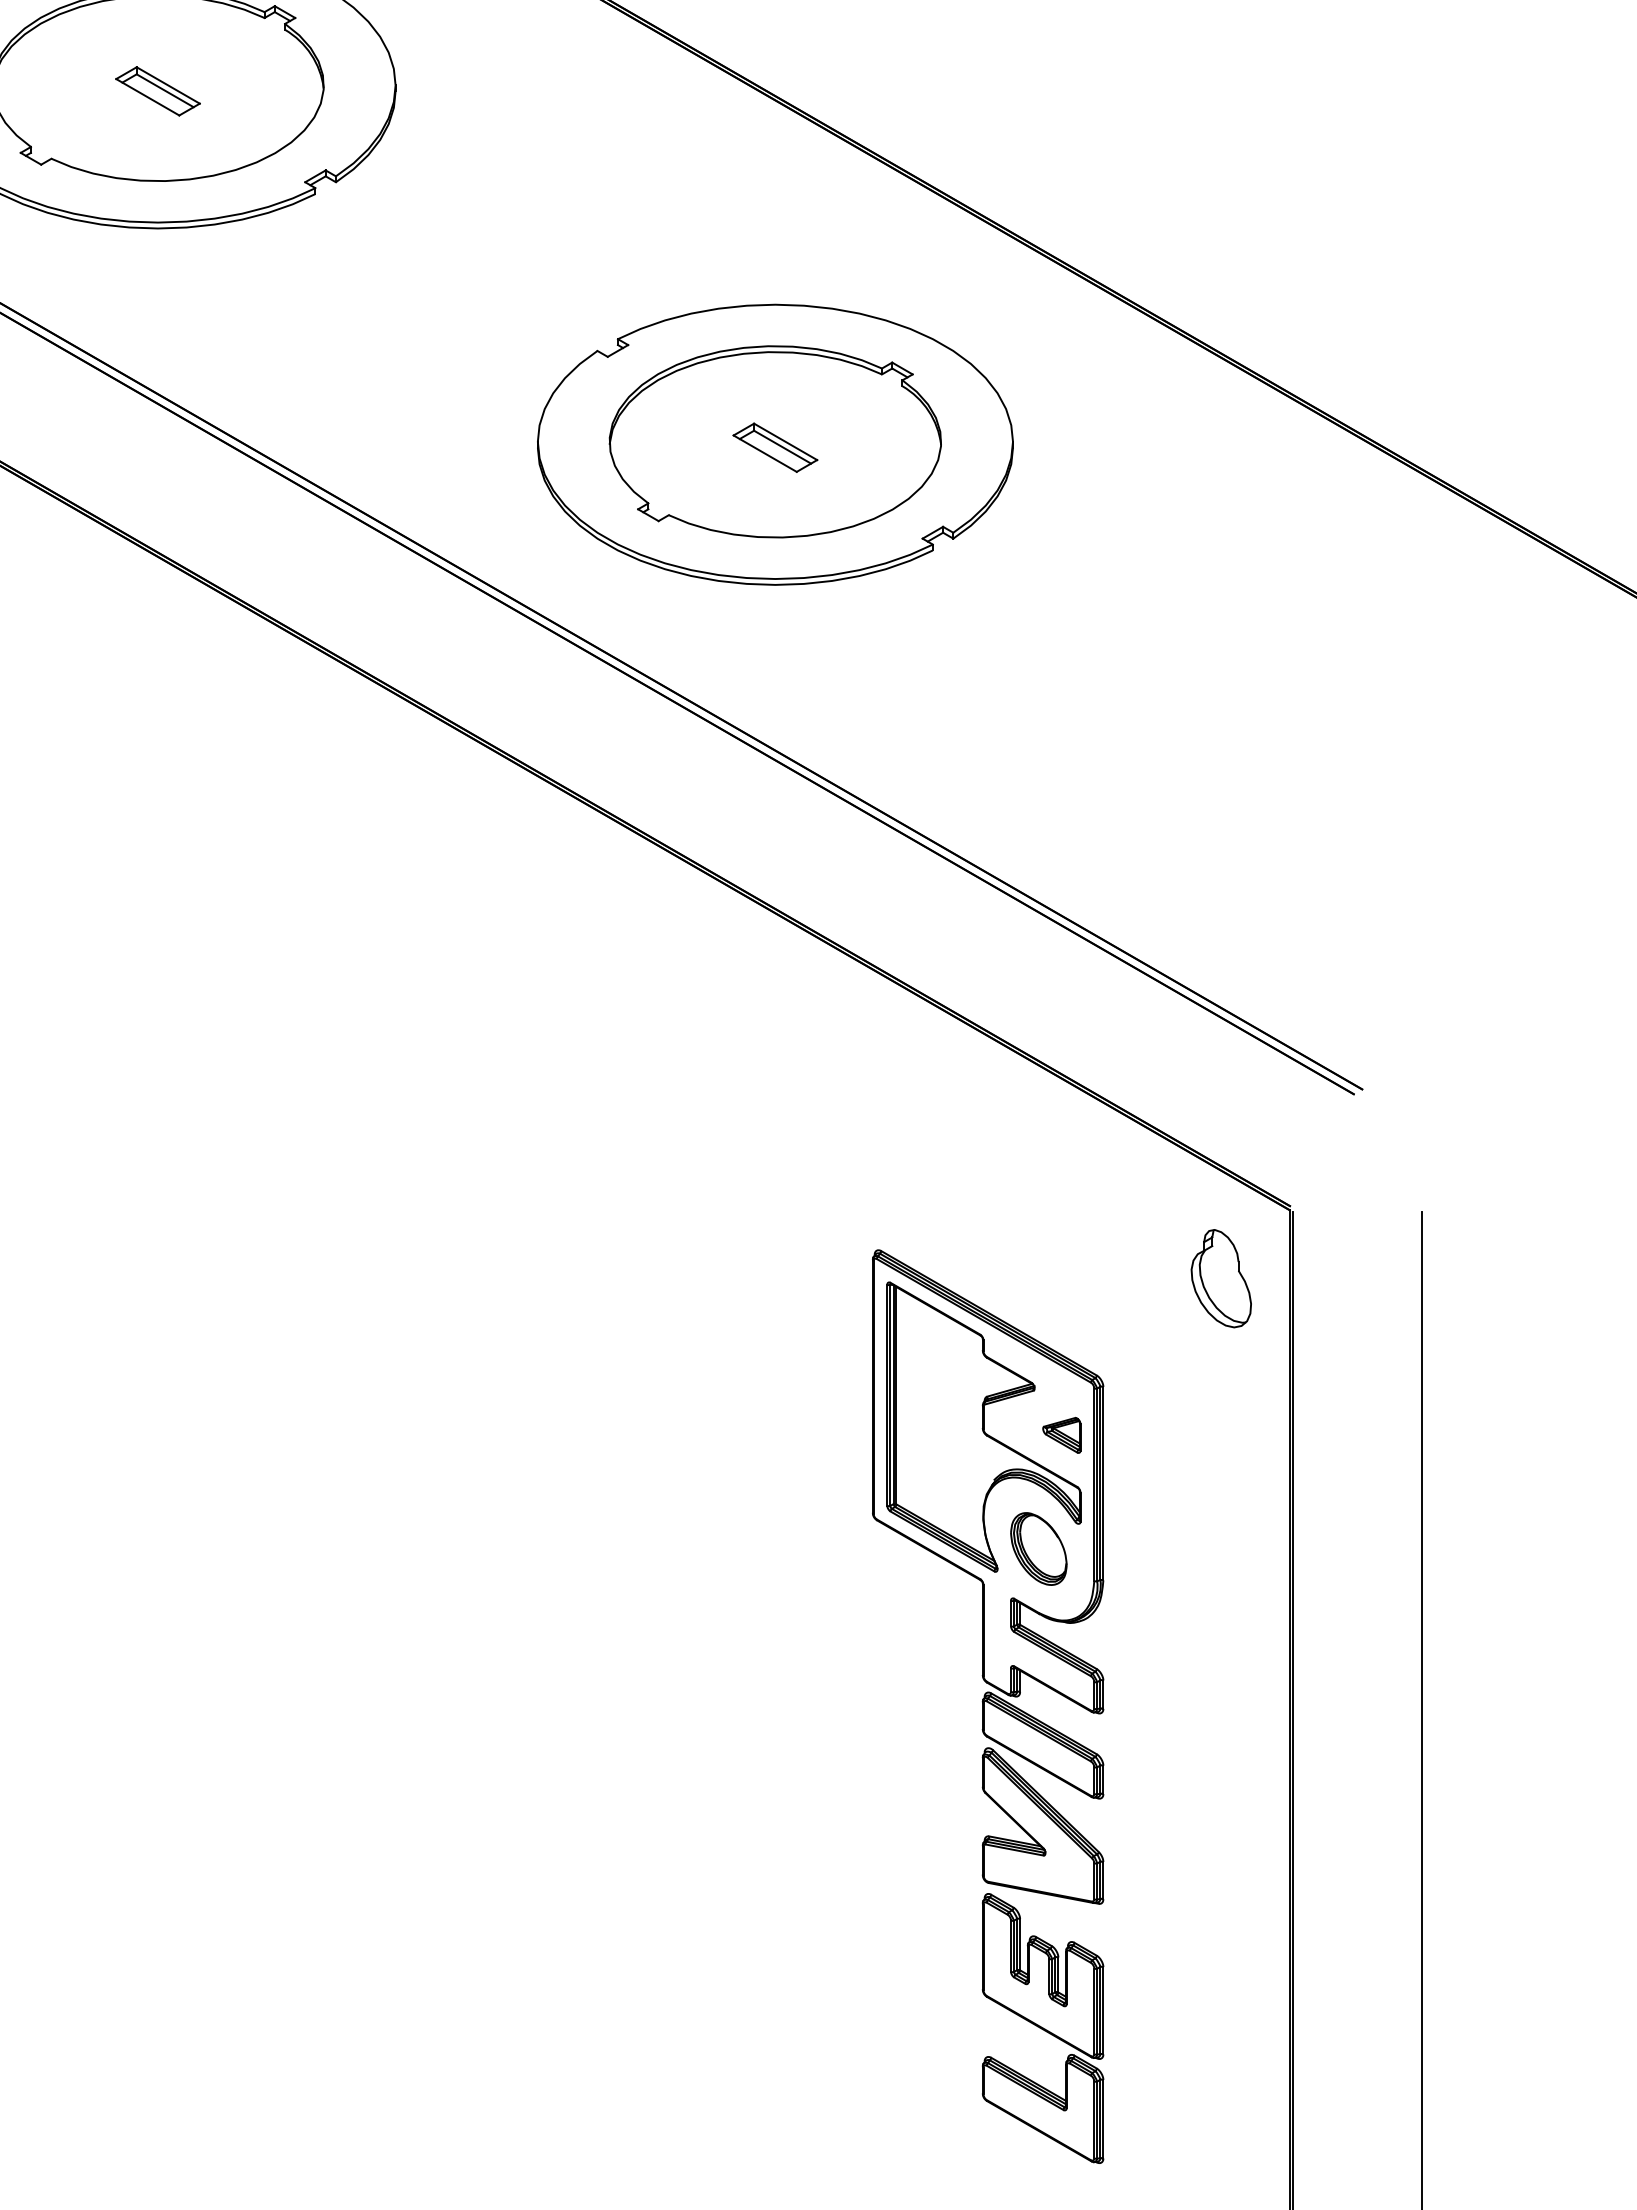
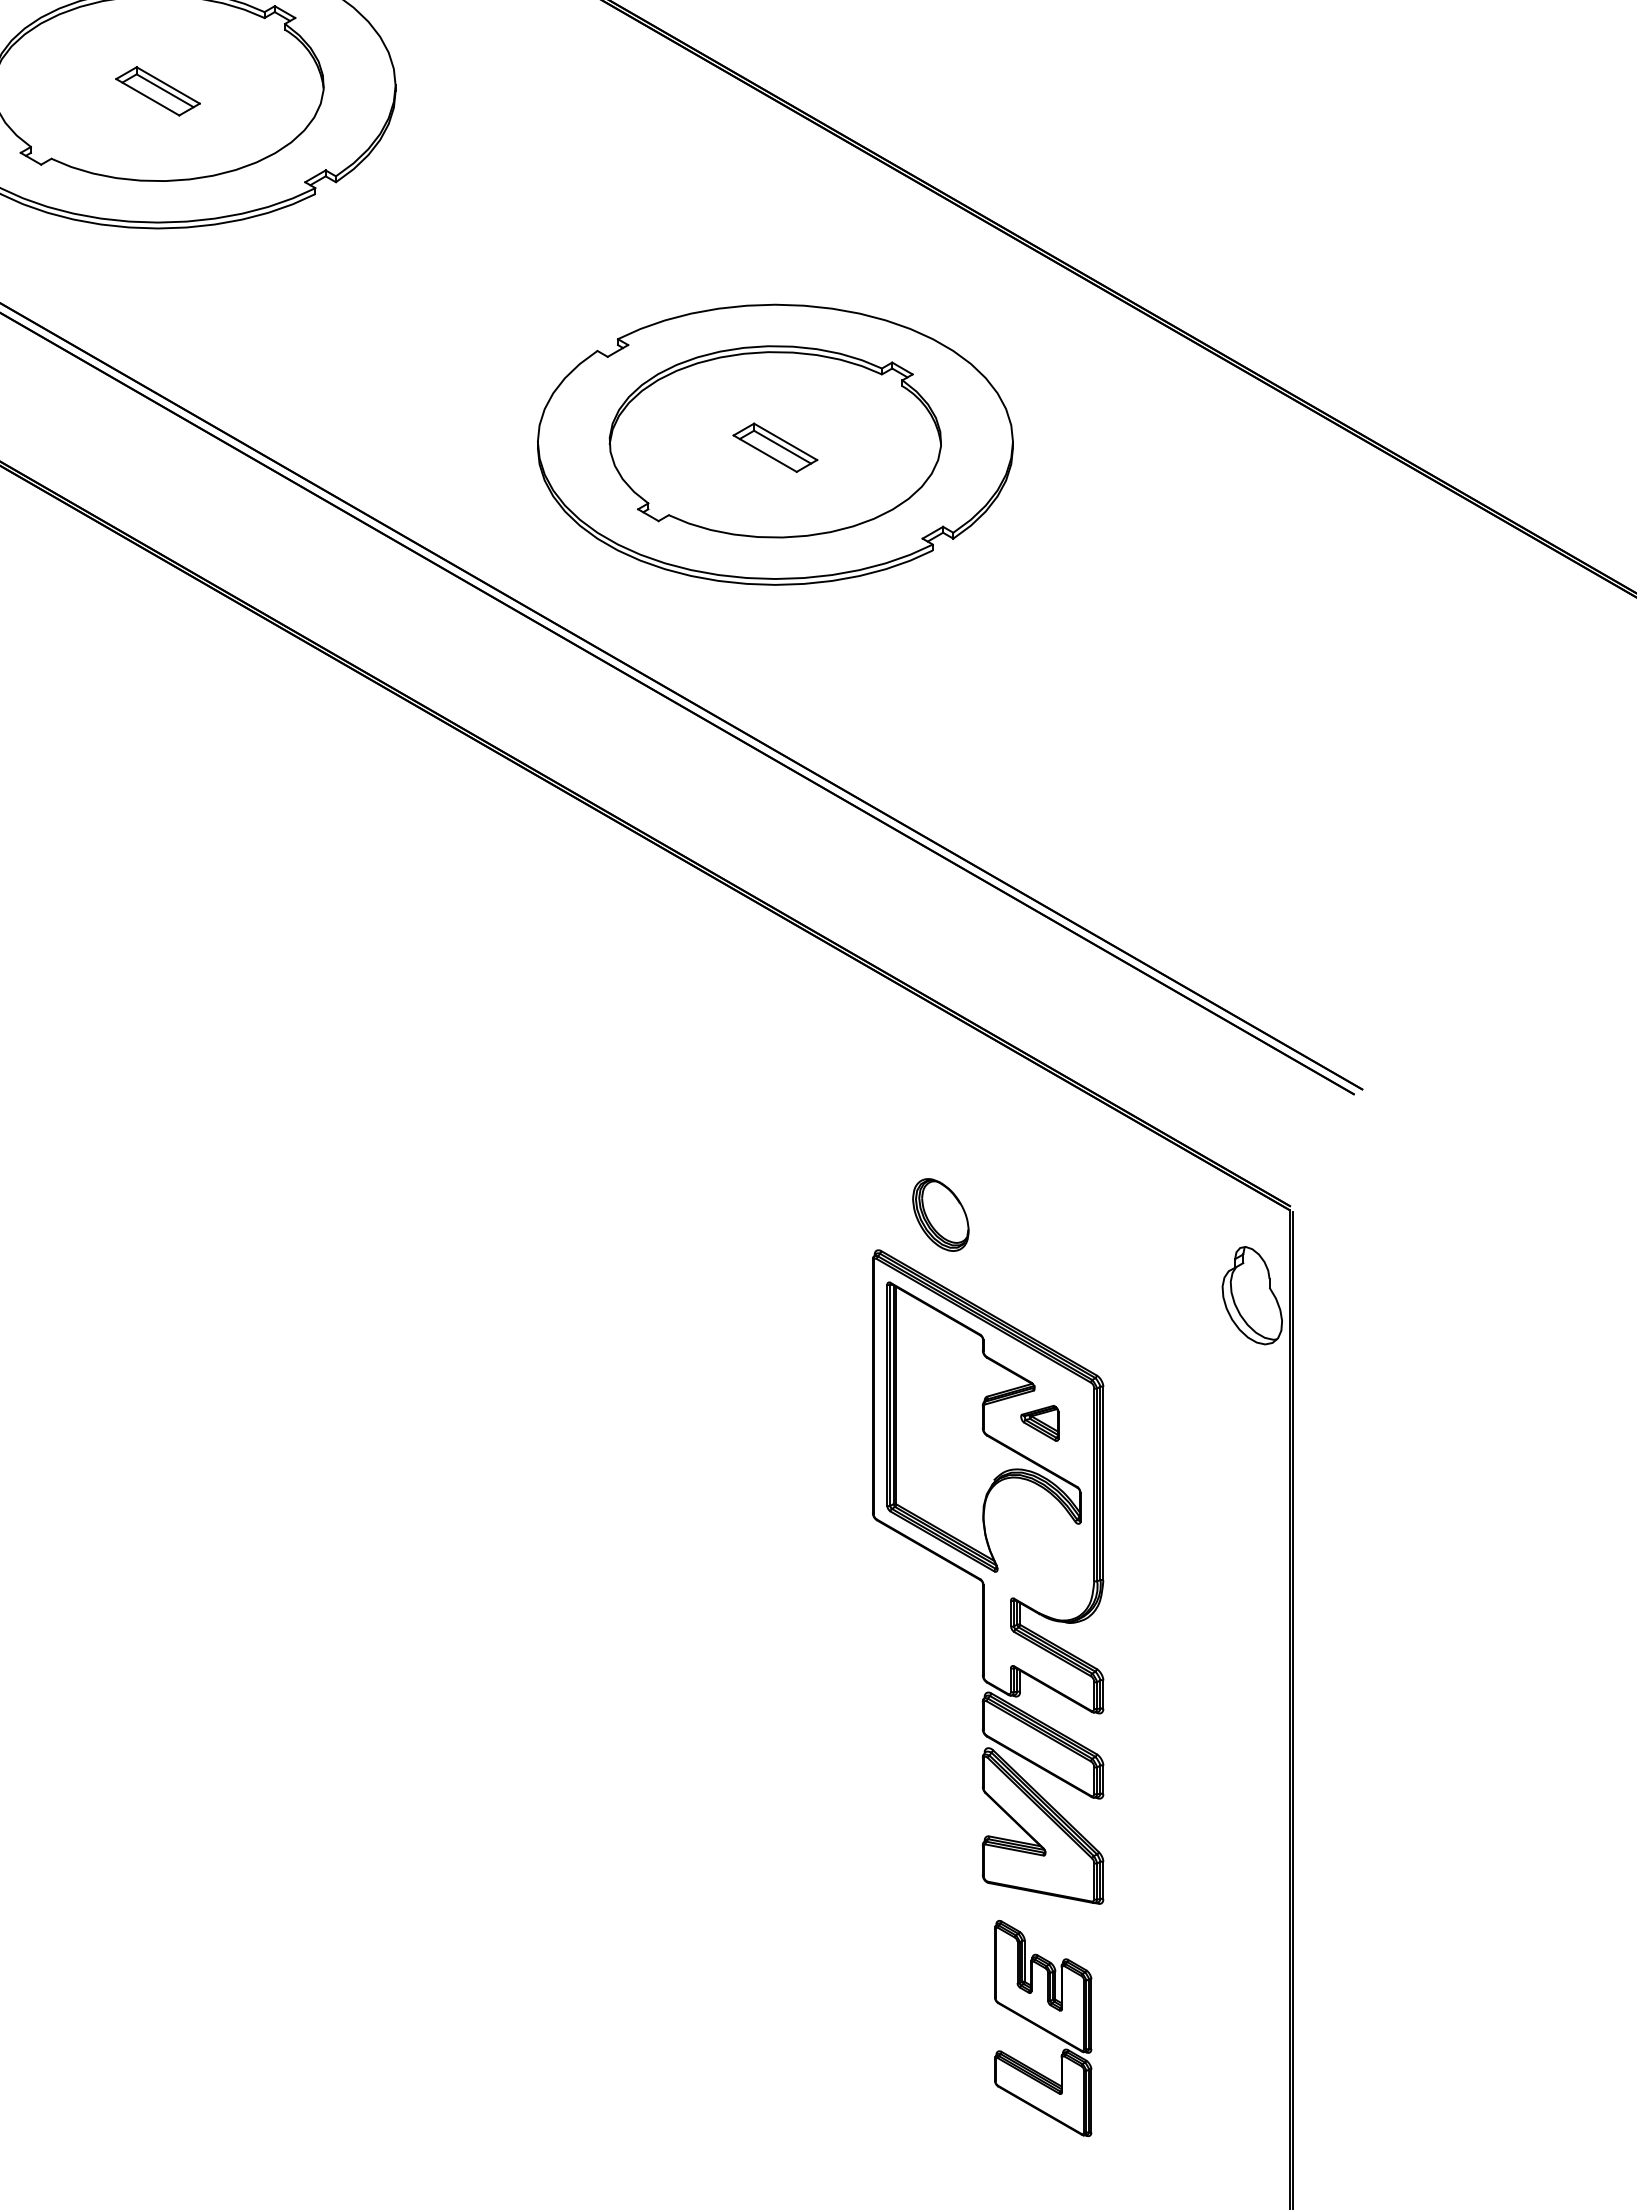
part position: (1220, 1278) -> (1251, 1295) (1251, 1295)
part position: (1061, 1435) -> (1039, 1423) (1039, 1423)
part position: (1038, 1548) -> (940, 1214) (940, 1214)
line: present -> none (1422, 1709)
part size: 123x271 px -> 99x218 px (1043, 2028)
